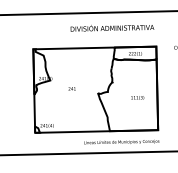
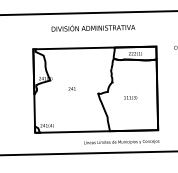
text position: (112, 28) -> (93, 28) (93, 28)
text position: (137, 97) -> (130, 97) (130, 97)
